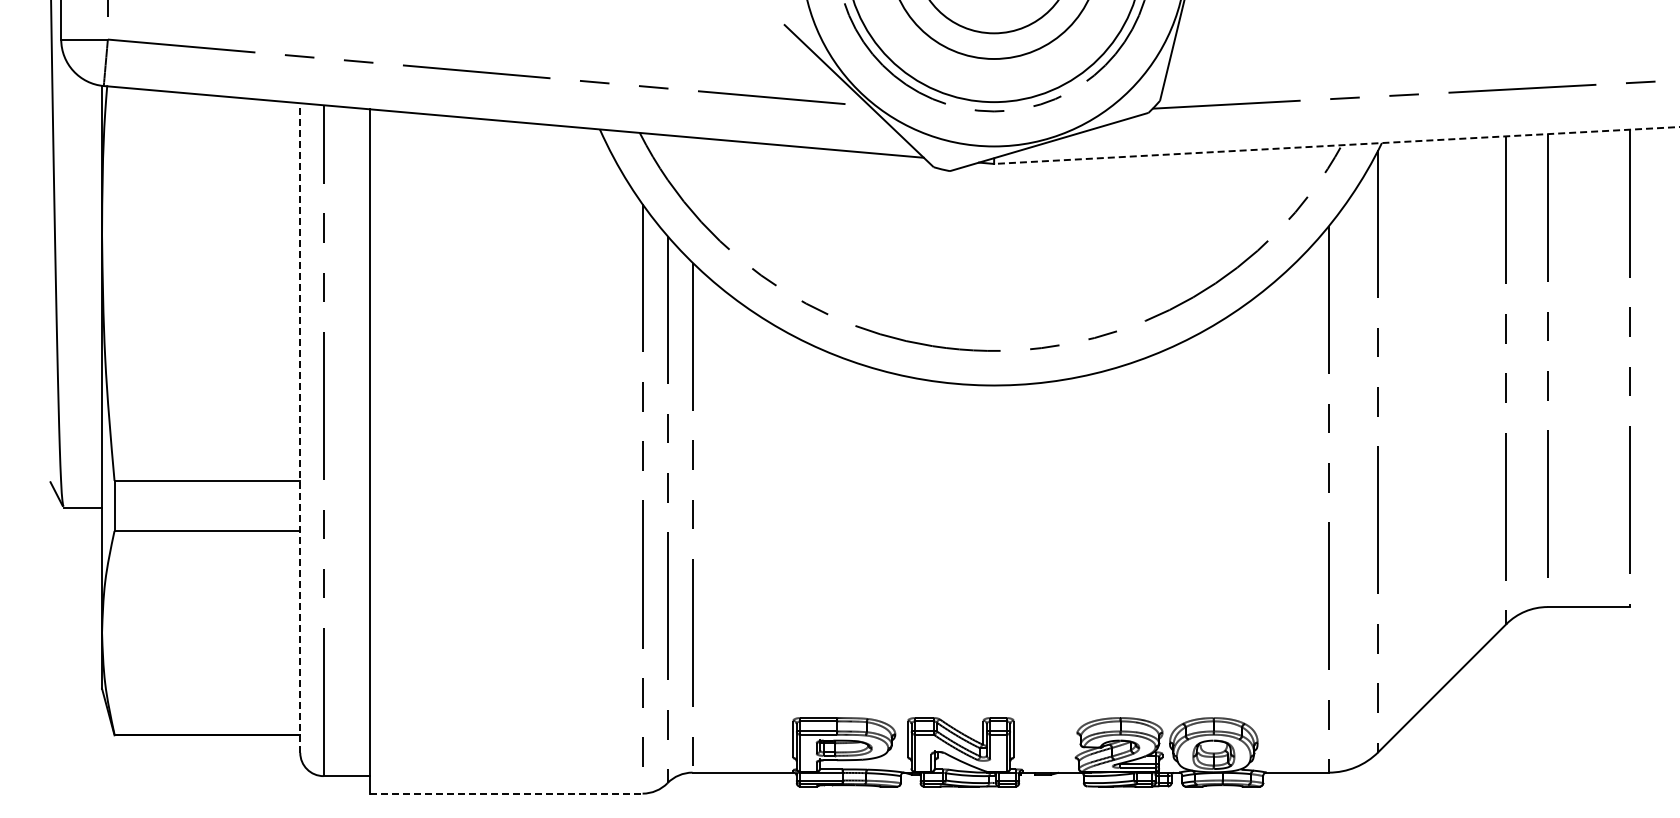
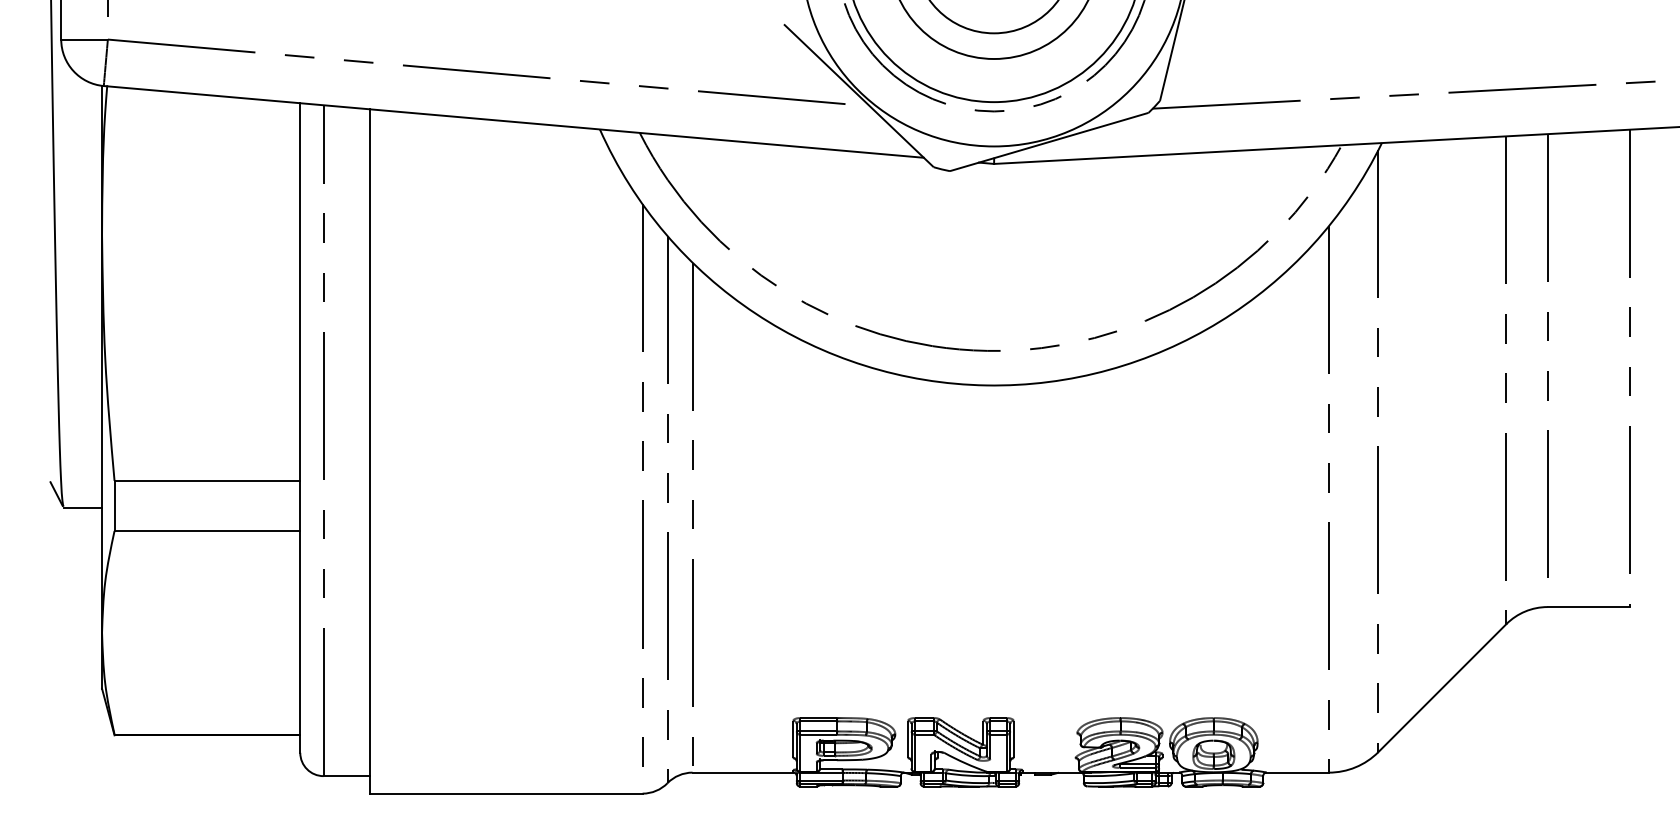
line: dashed -> solid (1336, 145)
line: dashed -> solid (300, 428)
line: dashed -> solid (506, 793)
